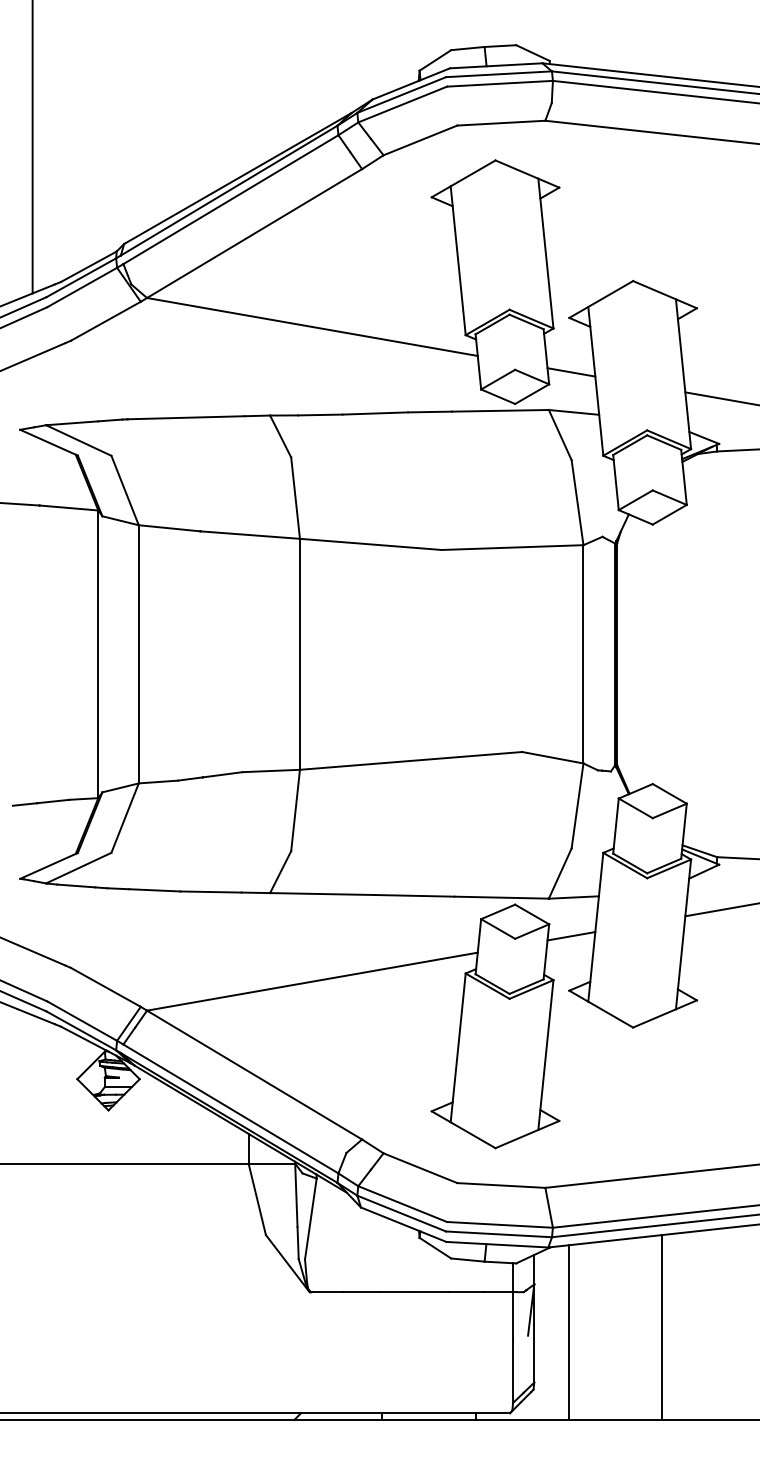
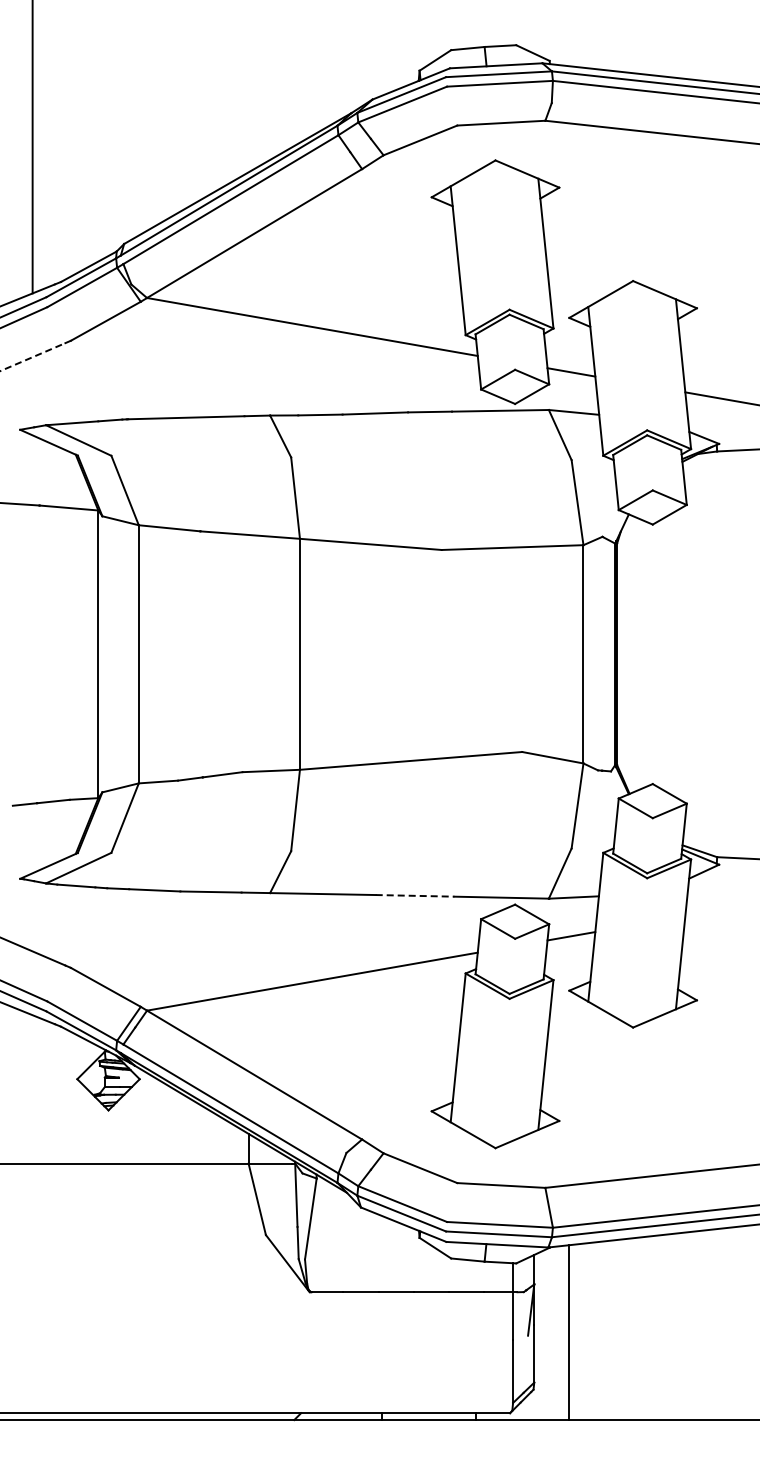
line: solid -> dashed (33, 356)
line: solid -> dashed (415, 895)
line: present -> none (720, 909)
line: present -> none (661, 1327)
